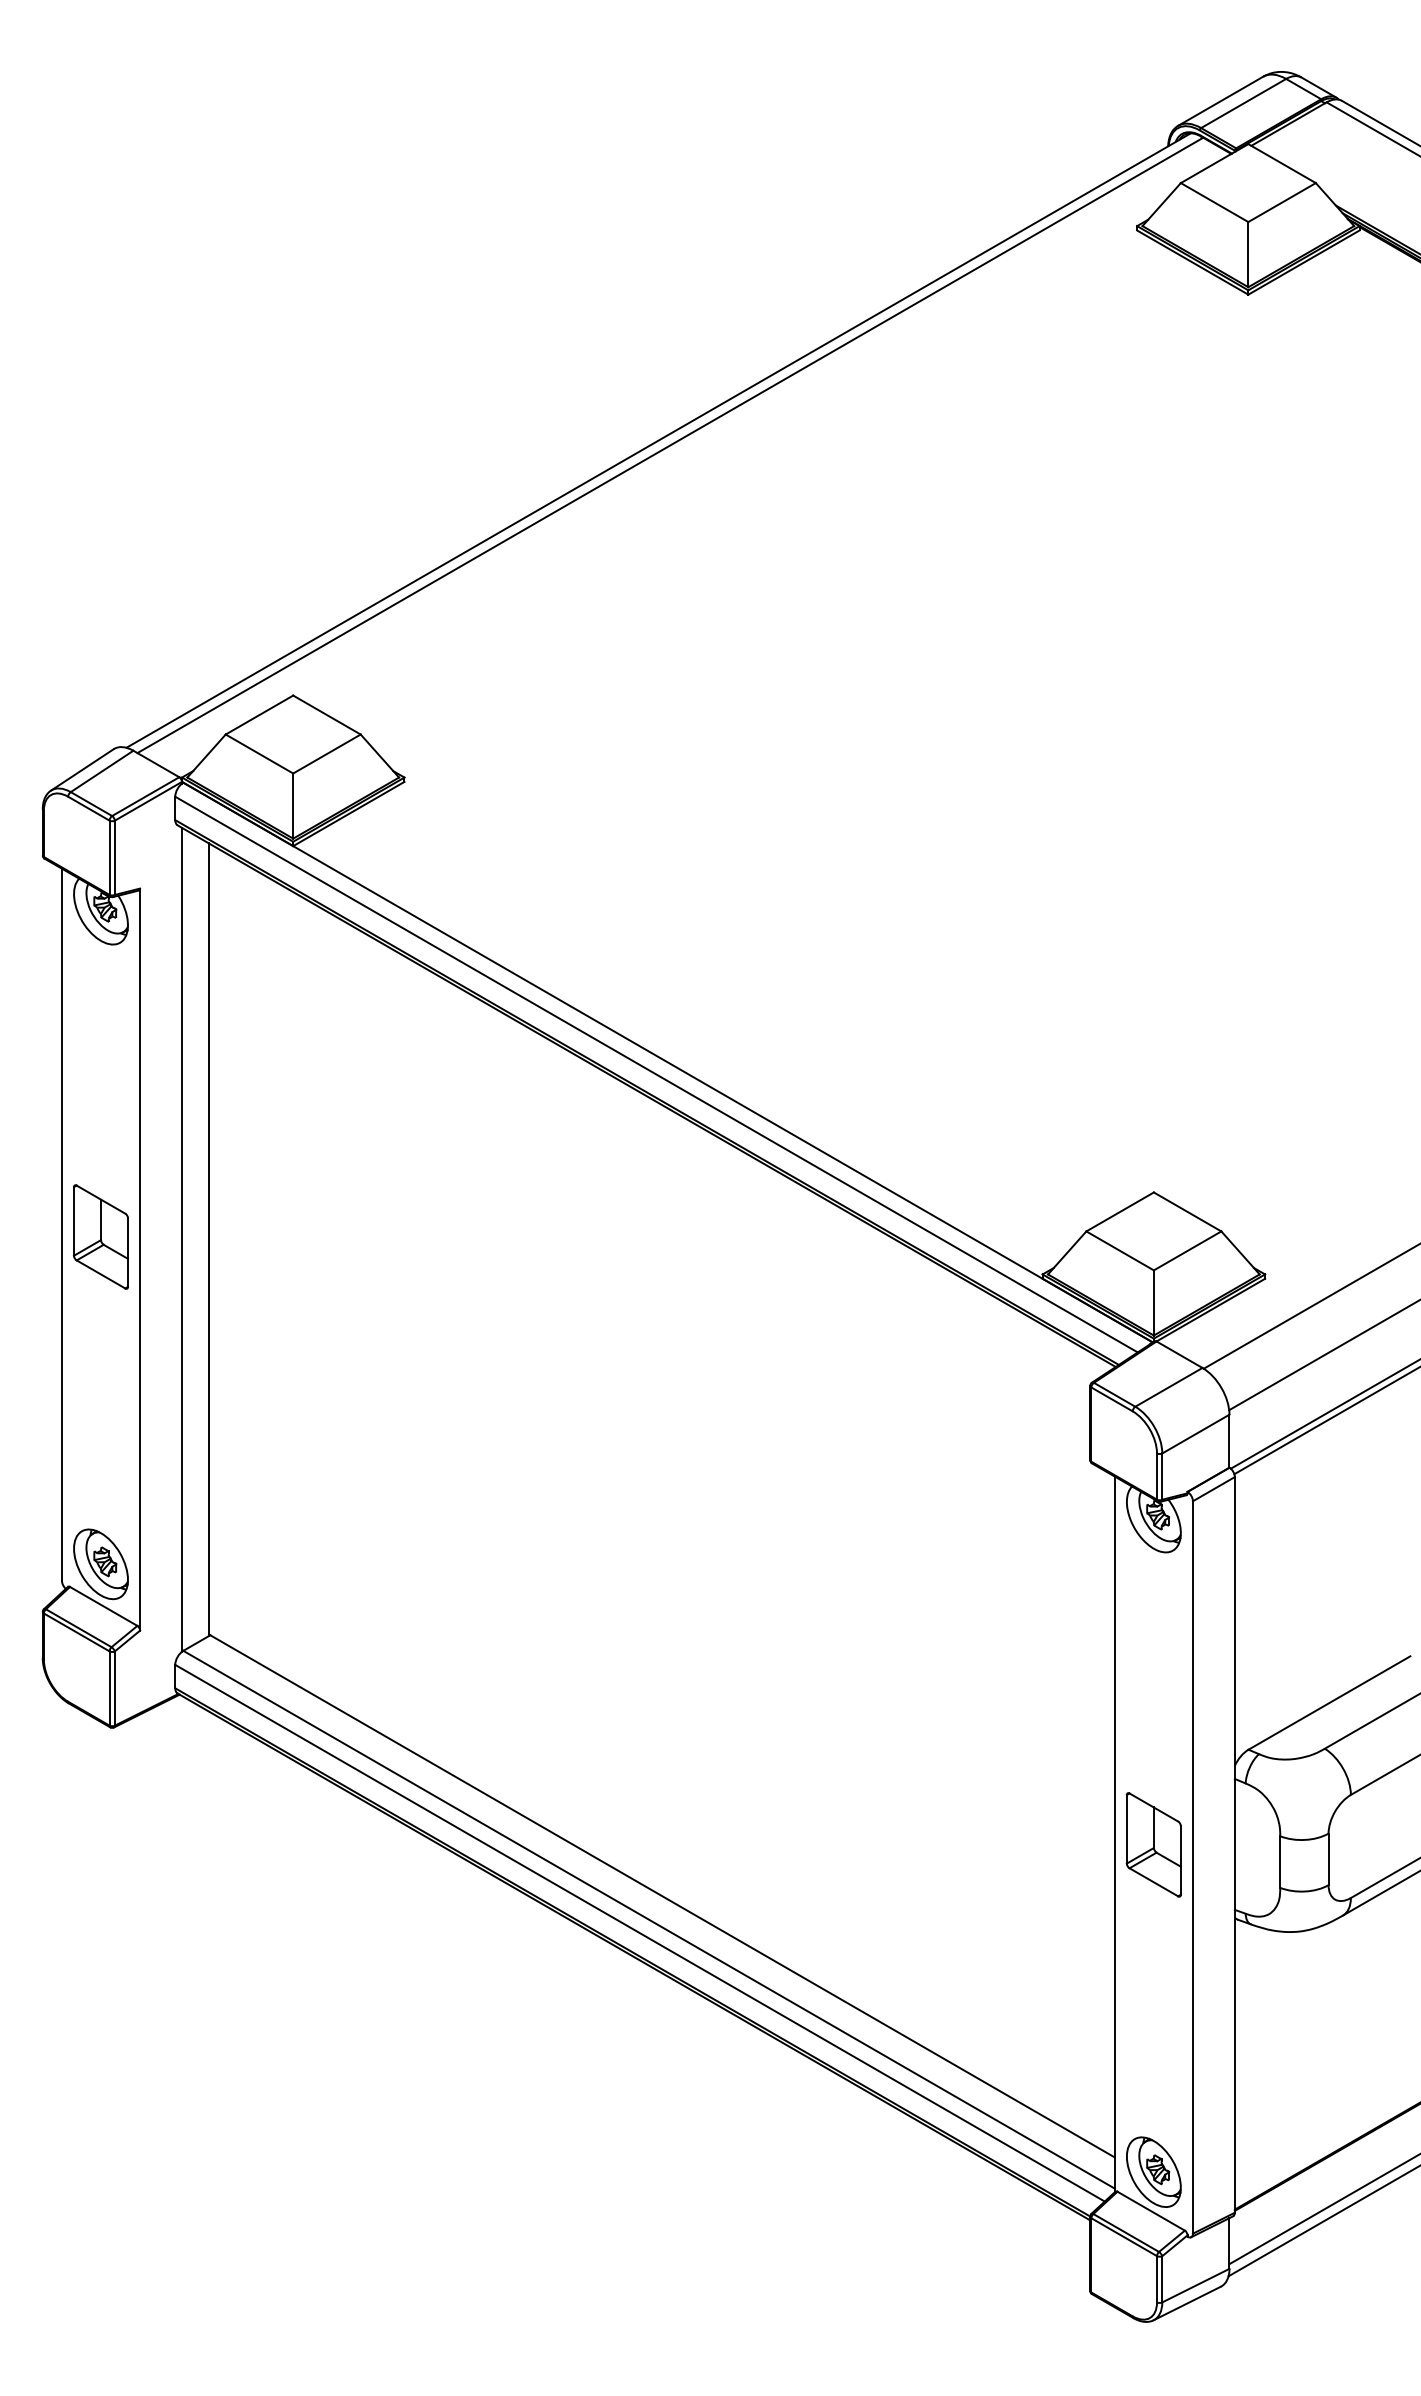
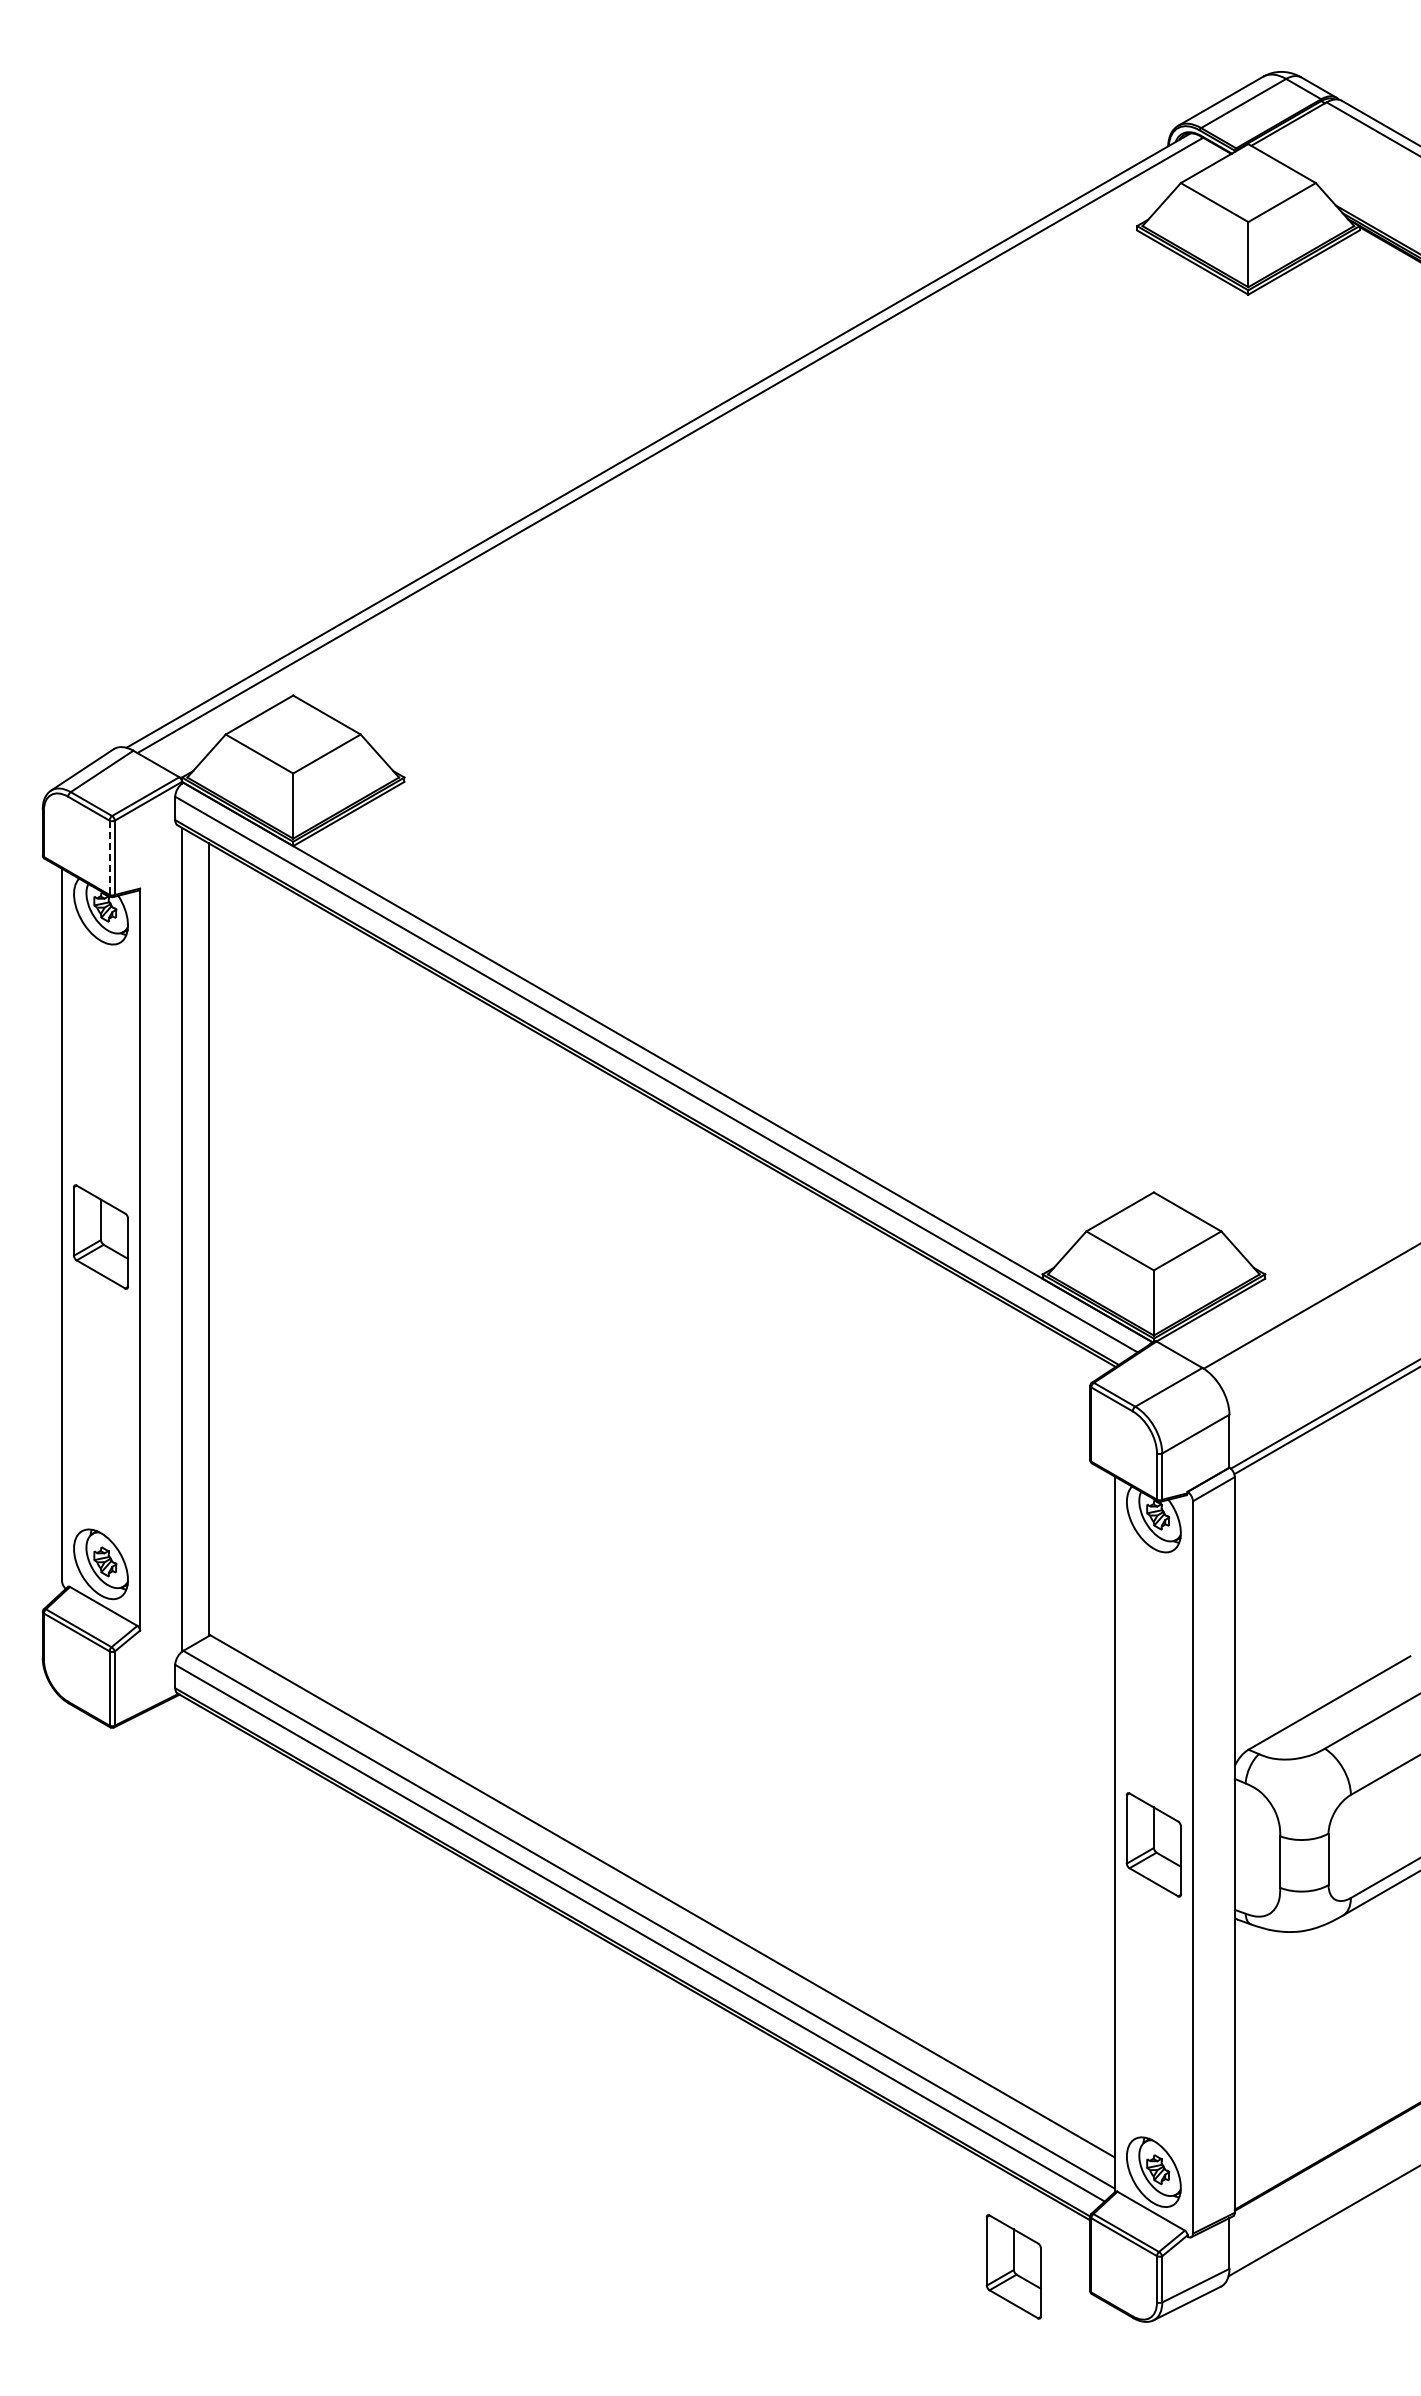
line: solid -> dashed (109, 858)
line: present -> none (1323, 1355)
line: present -> none (1323, 2209)
part: none -> present (1013, 2266)
